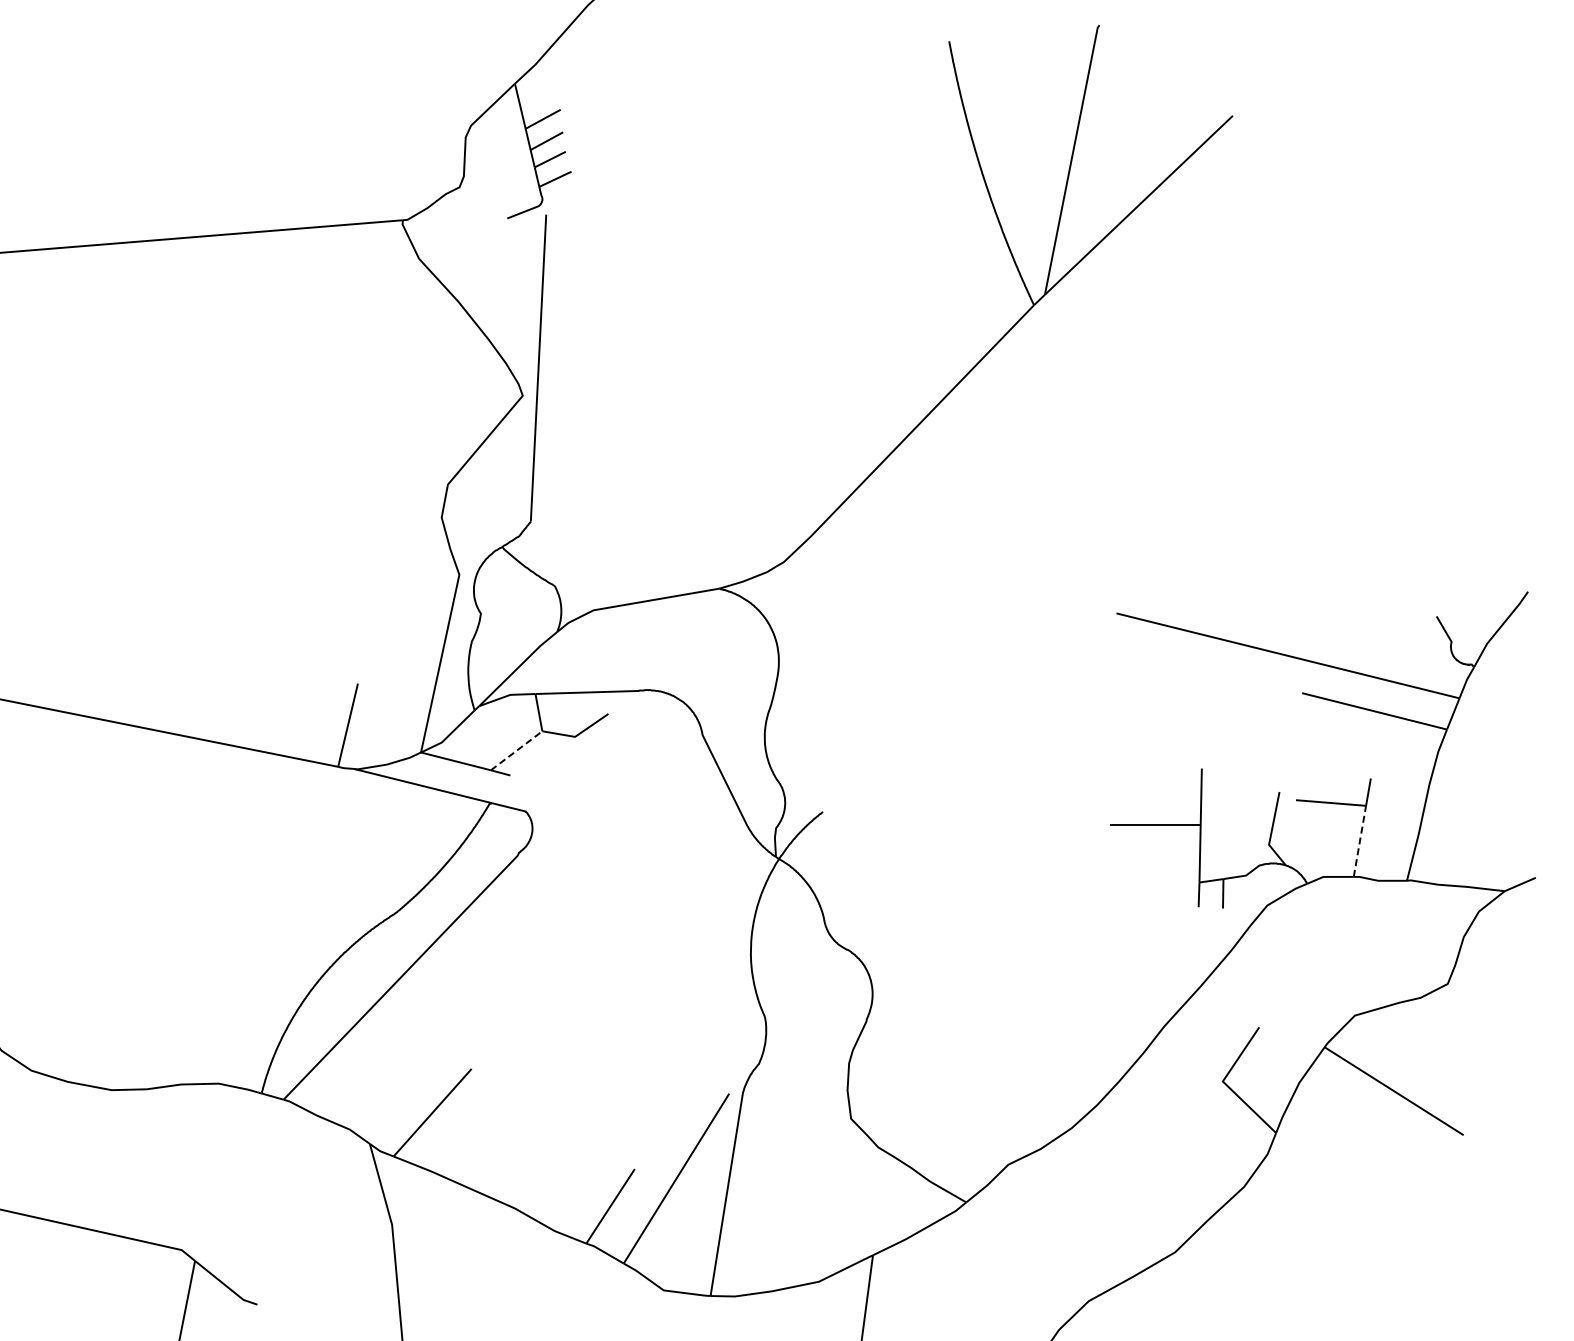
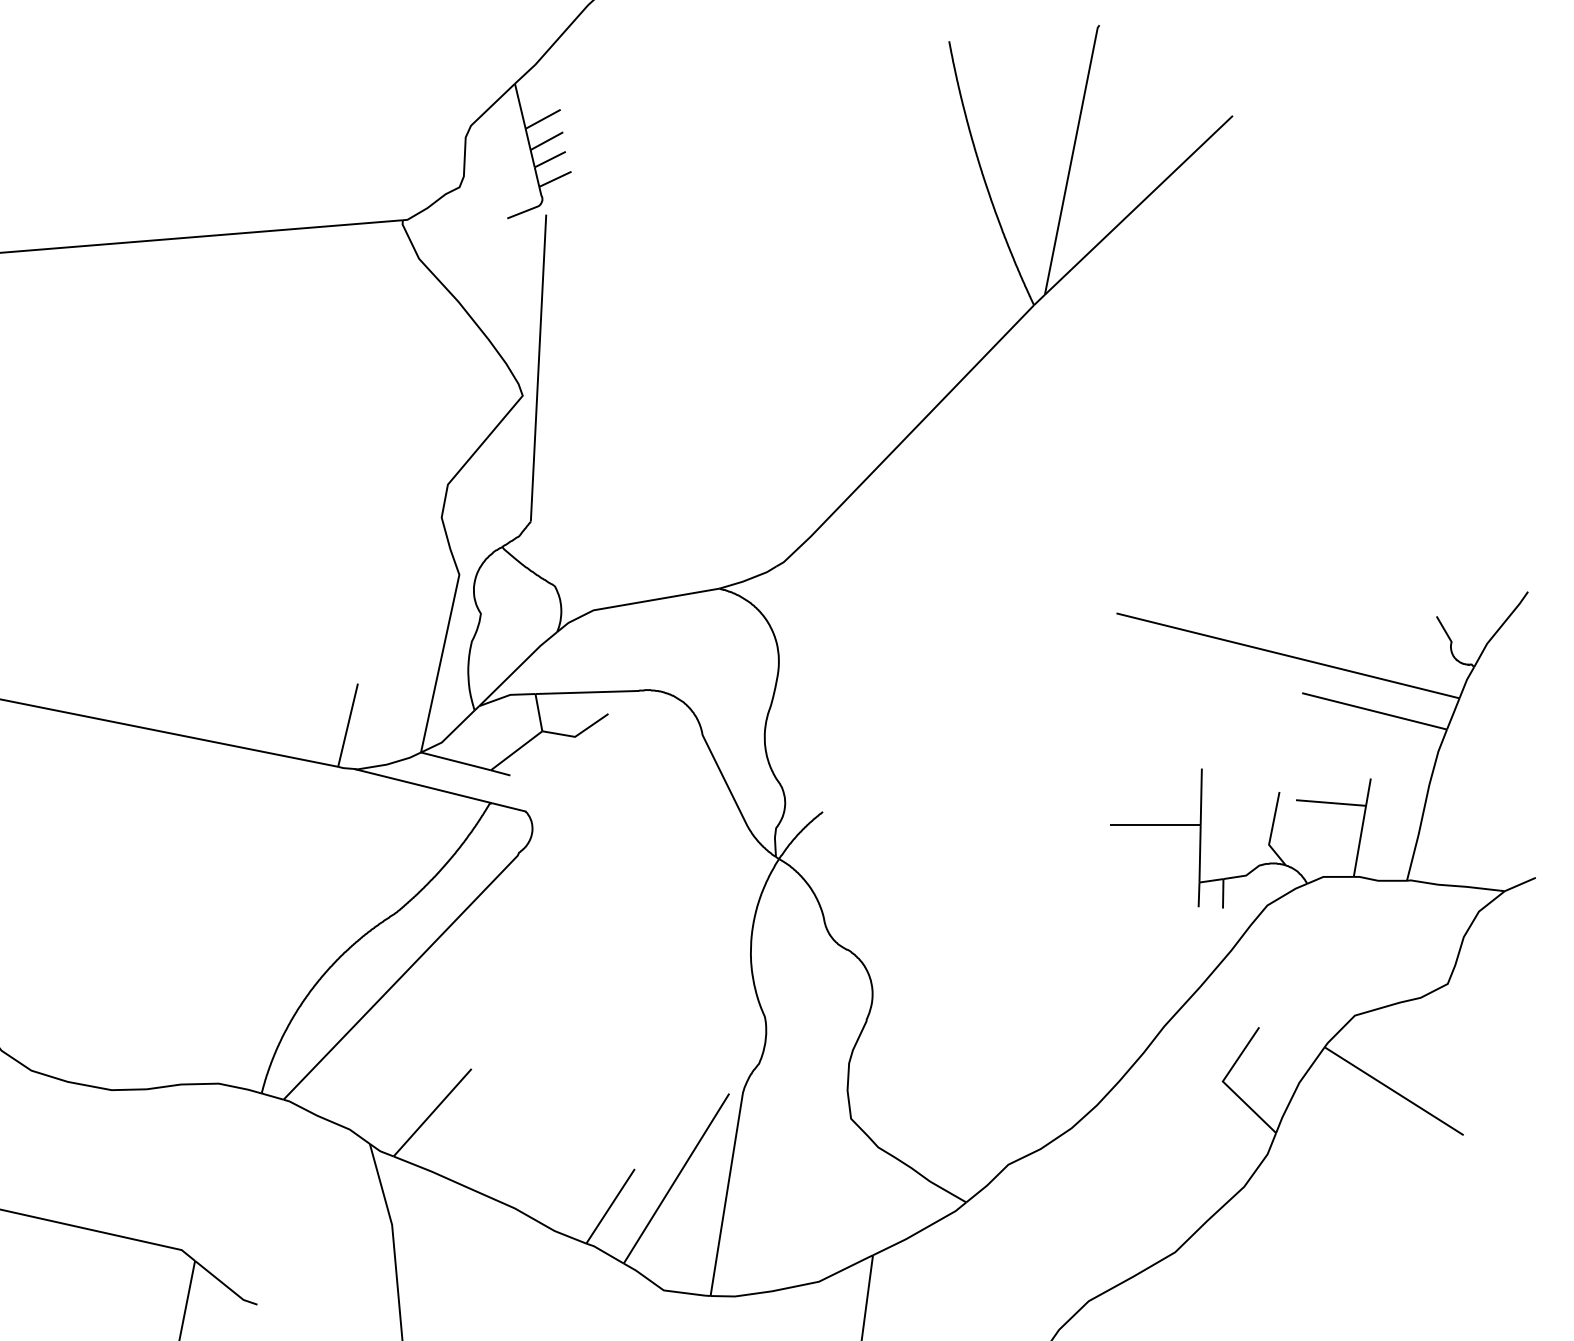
line: dashed -> solid (517, 750)
line: dashed -> solid (1360, 840)
